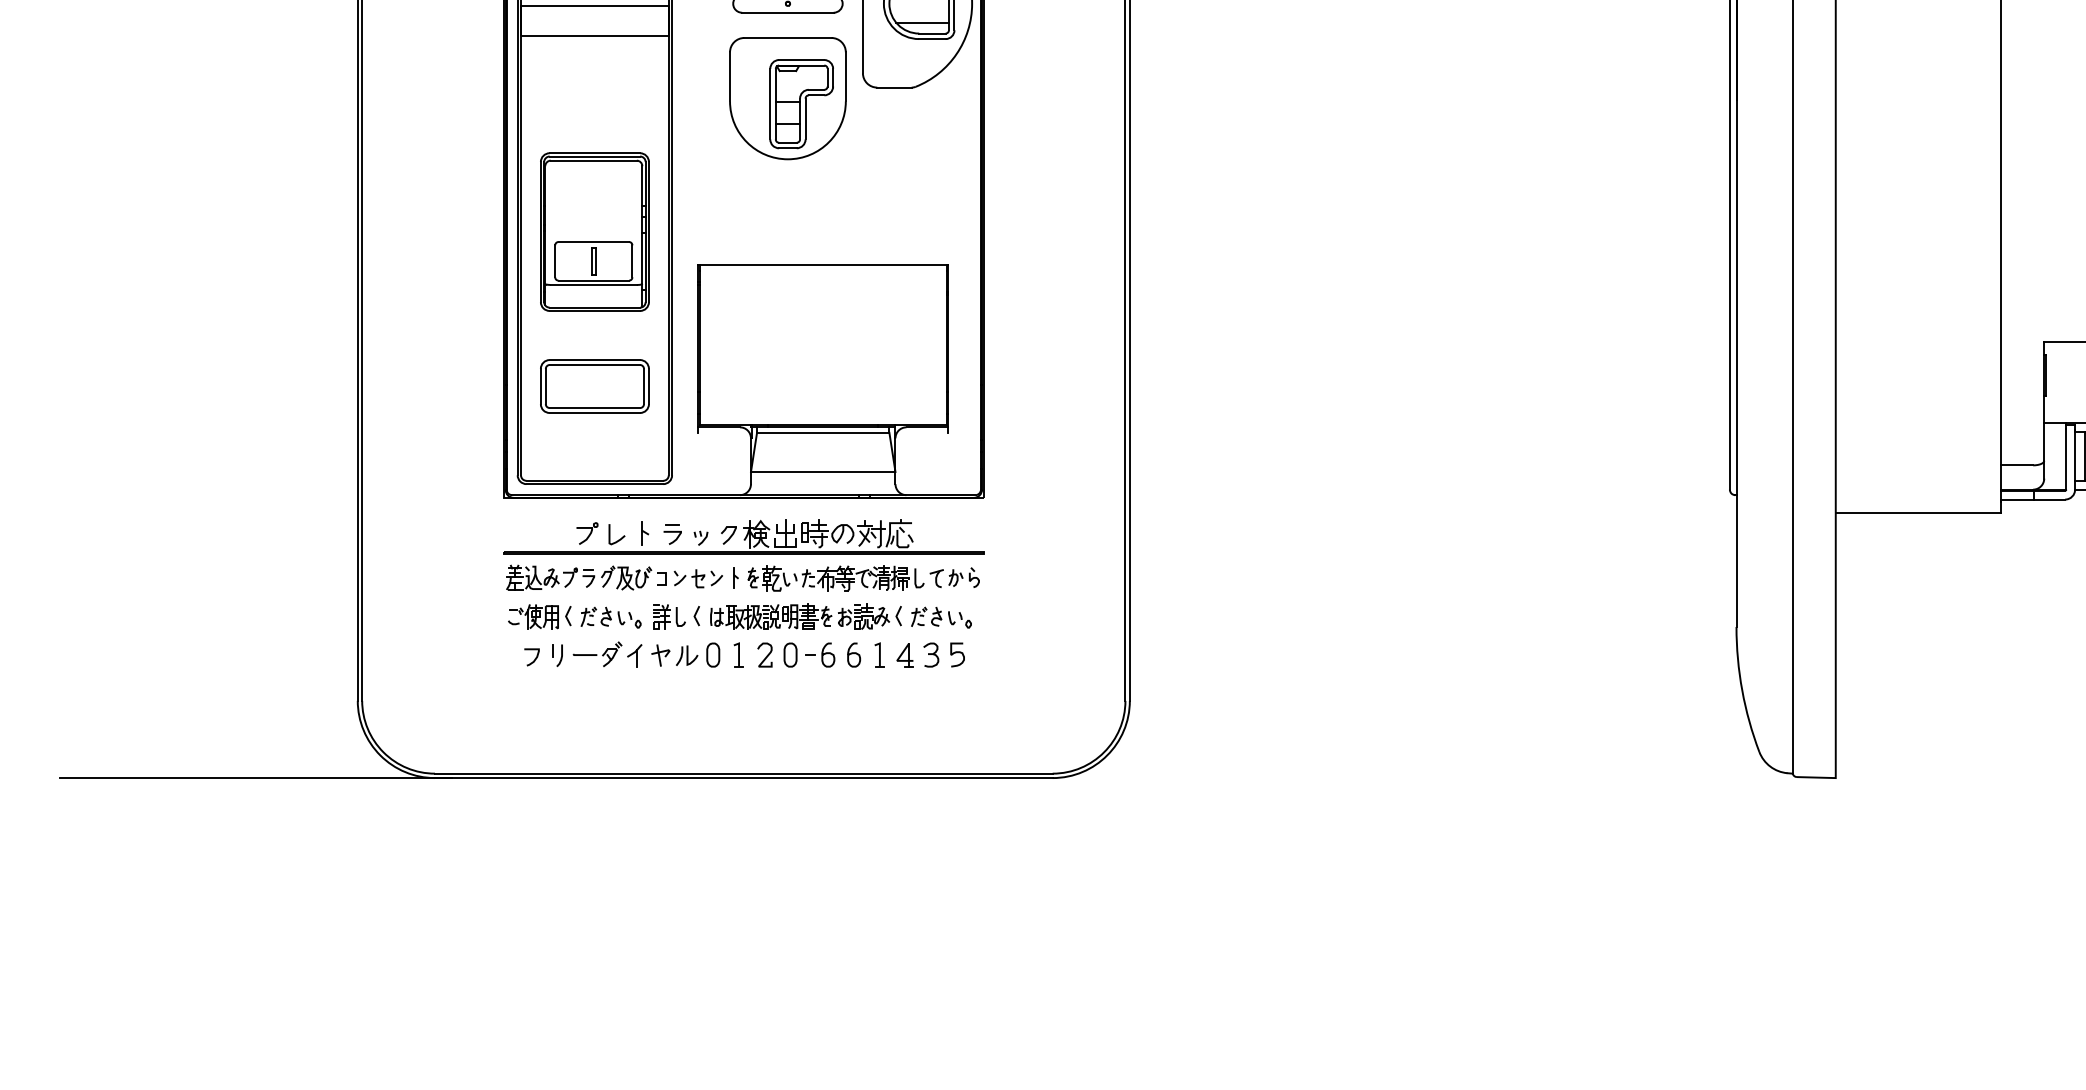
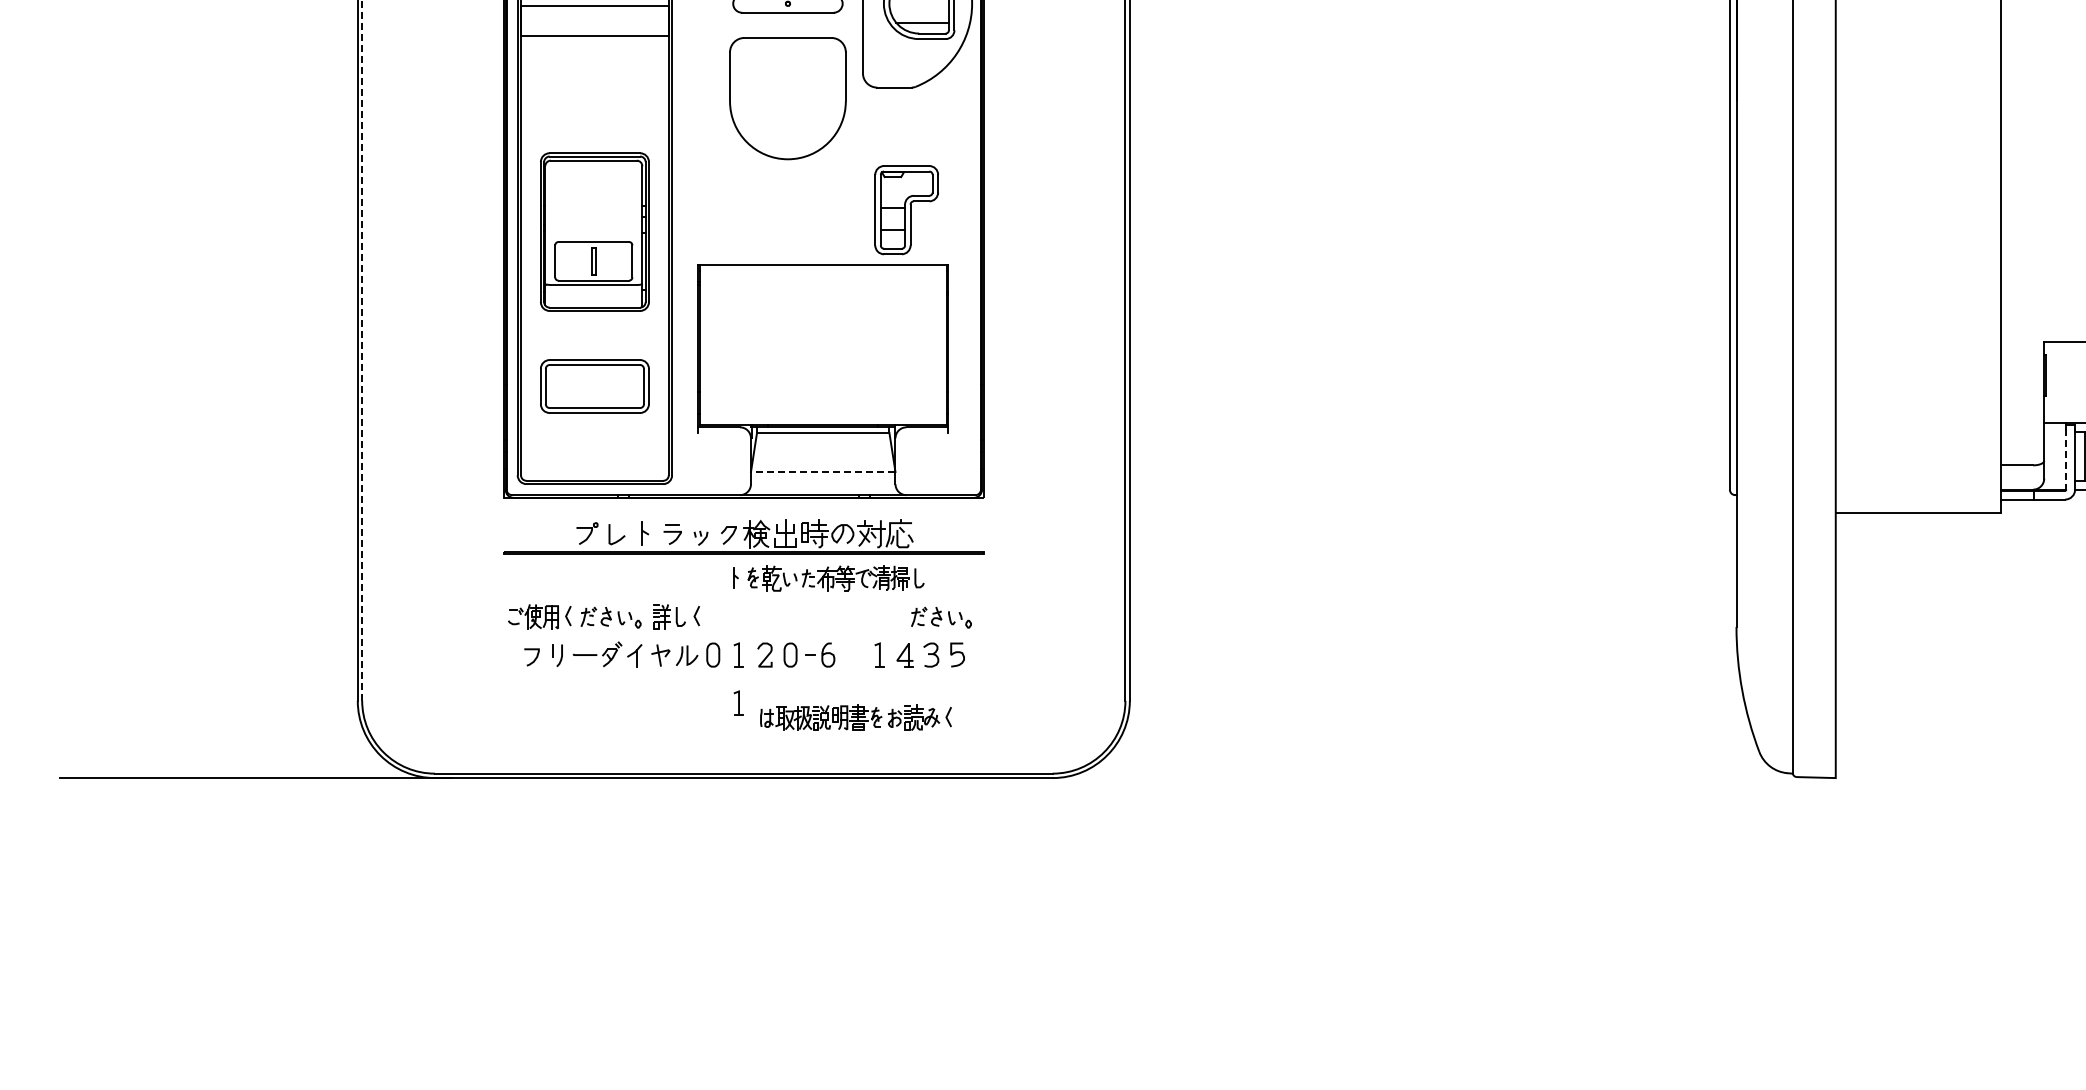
part position: (801, 104) -> (906, 210) (906, 210)
line: solid -> dashed (362, 350)
line: solid -> dashed (2066, 459)
line: solid -> dashed (822, 472)
part: present -> none (614, 577)
part: present -> none (954, 577)
part position: (805, 616) -> (855, 717) (855, 717)
curve: present -> none (853, 654)
part: none -> present (738, 702)
